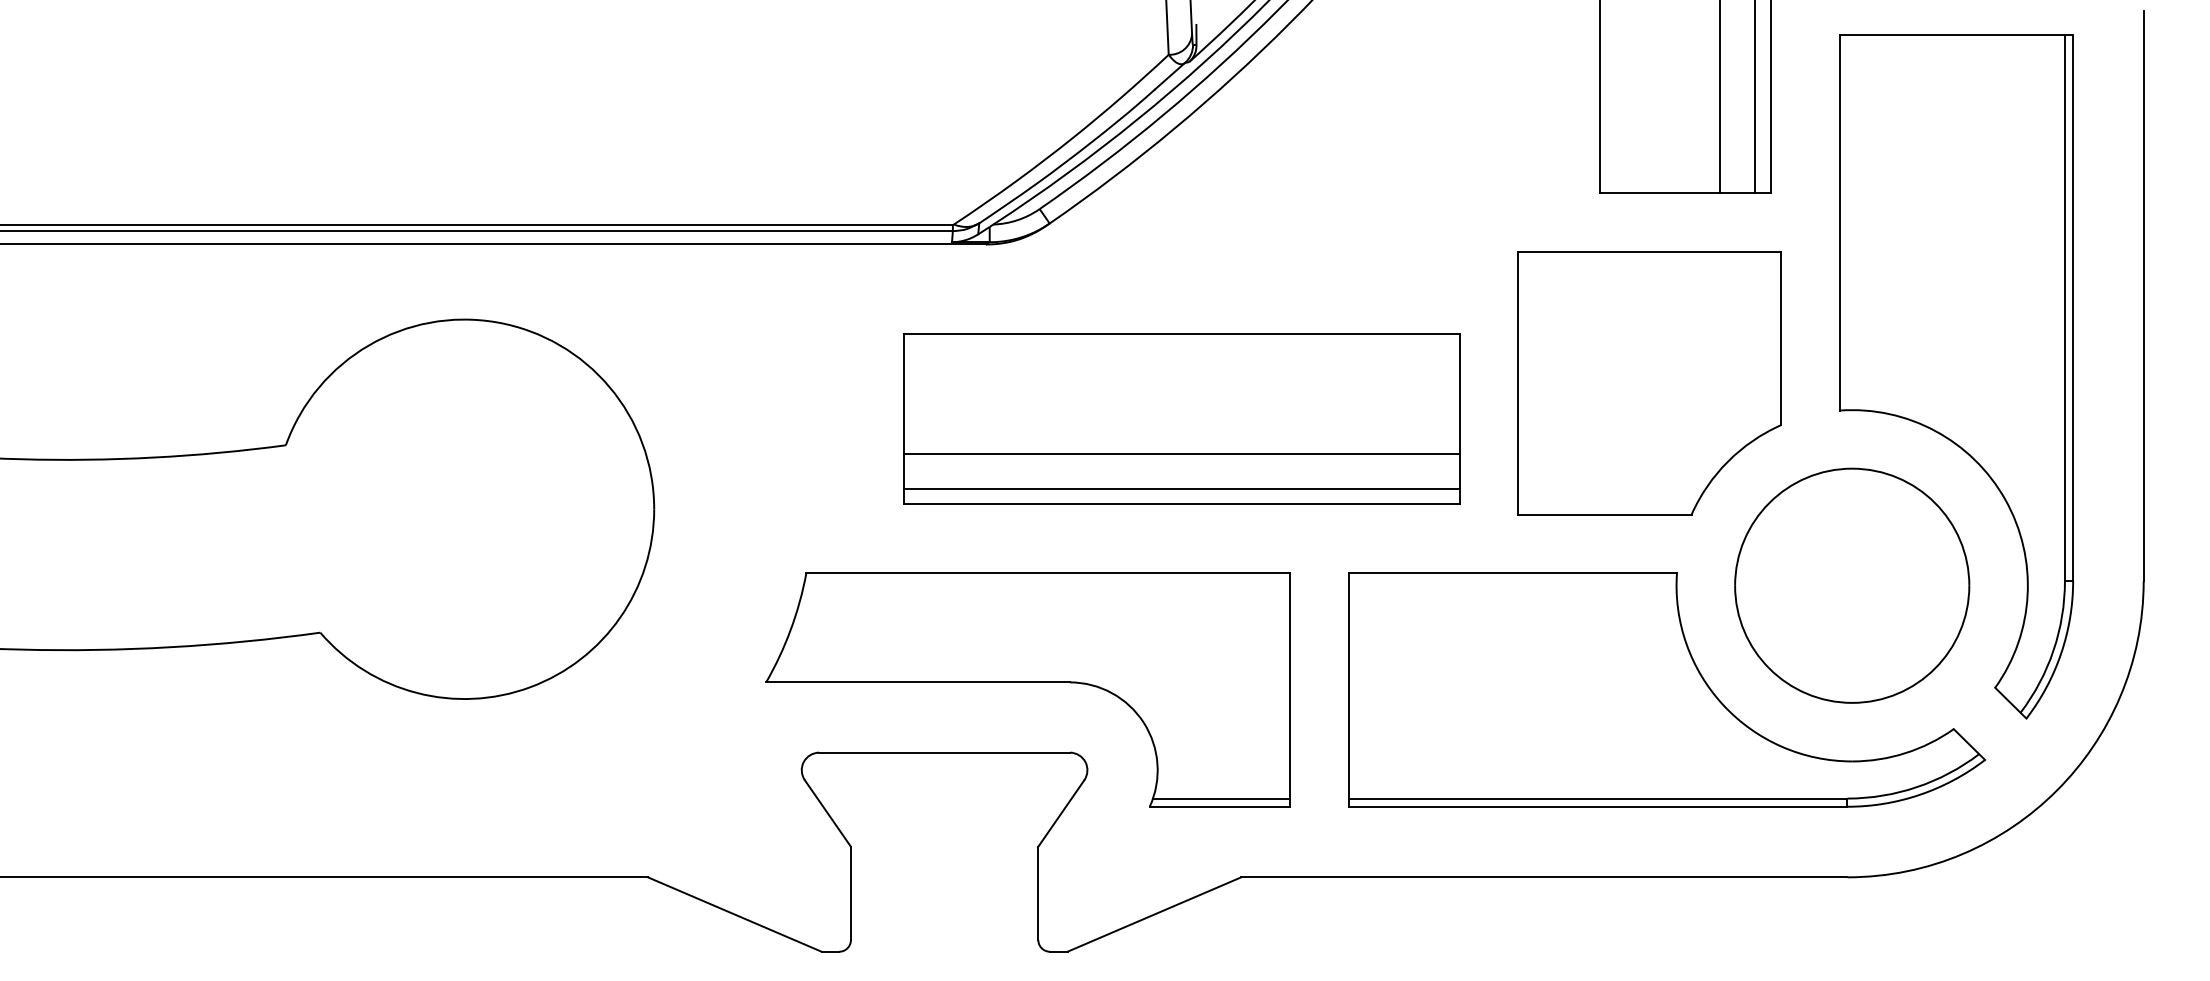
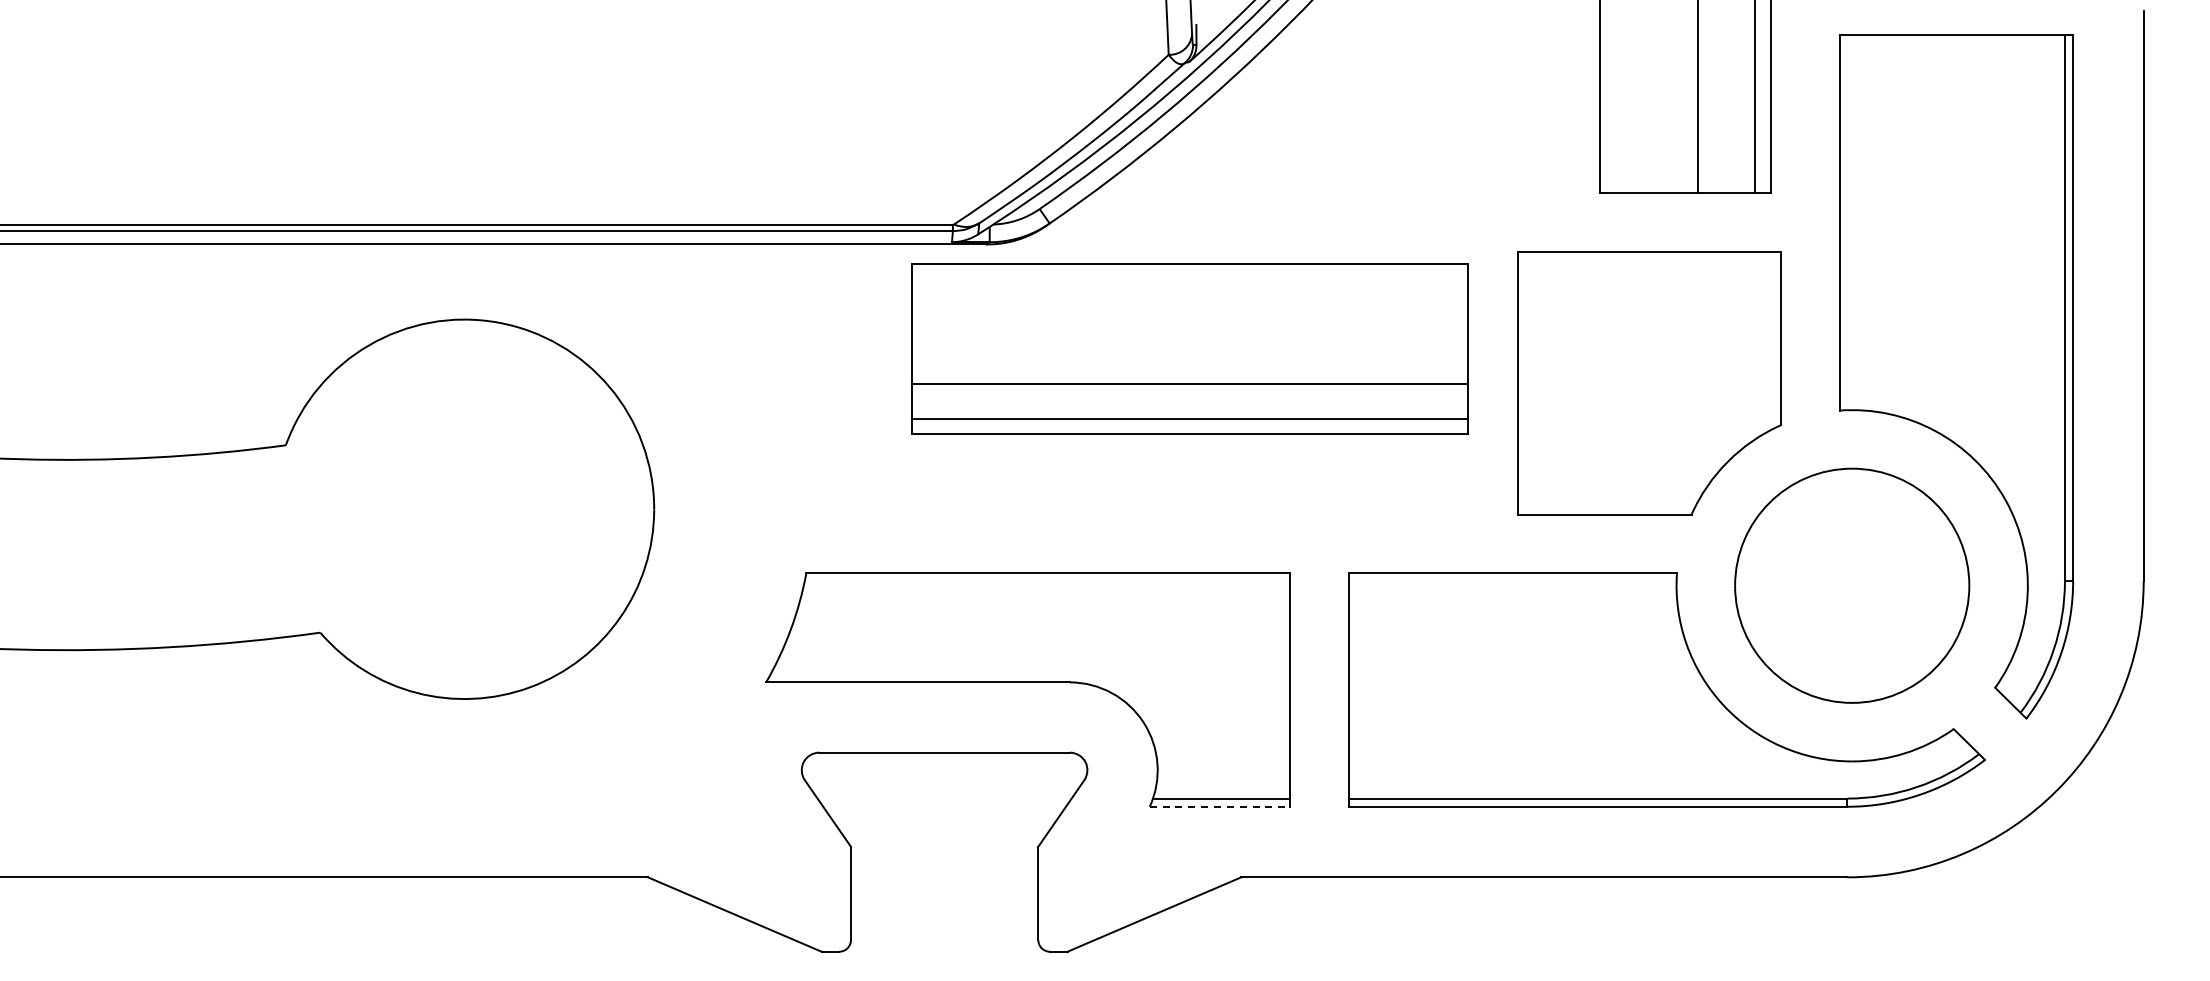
line position: (1720, 97) -> (1698, 97) (1698, 97)
part position: (1181, 418) -> (1189, 348) (1189, 348)
line: solid -> dashed (1220, 806)
